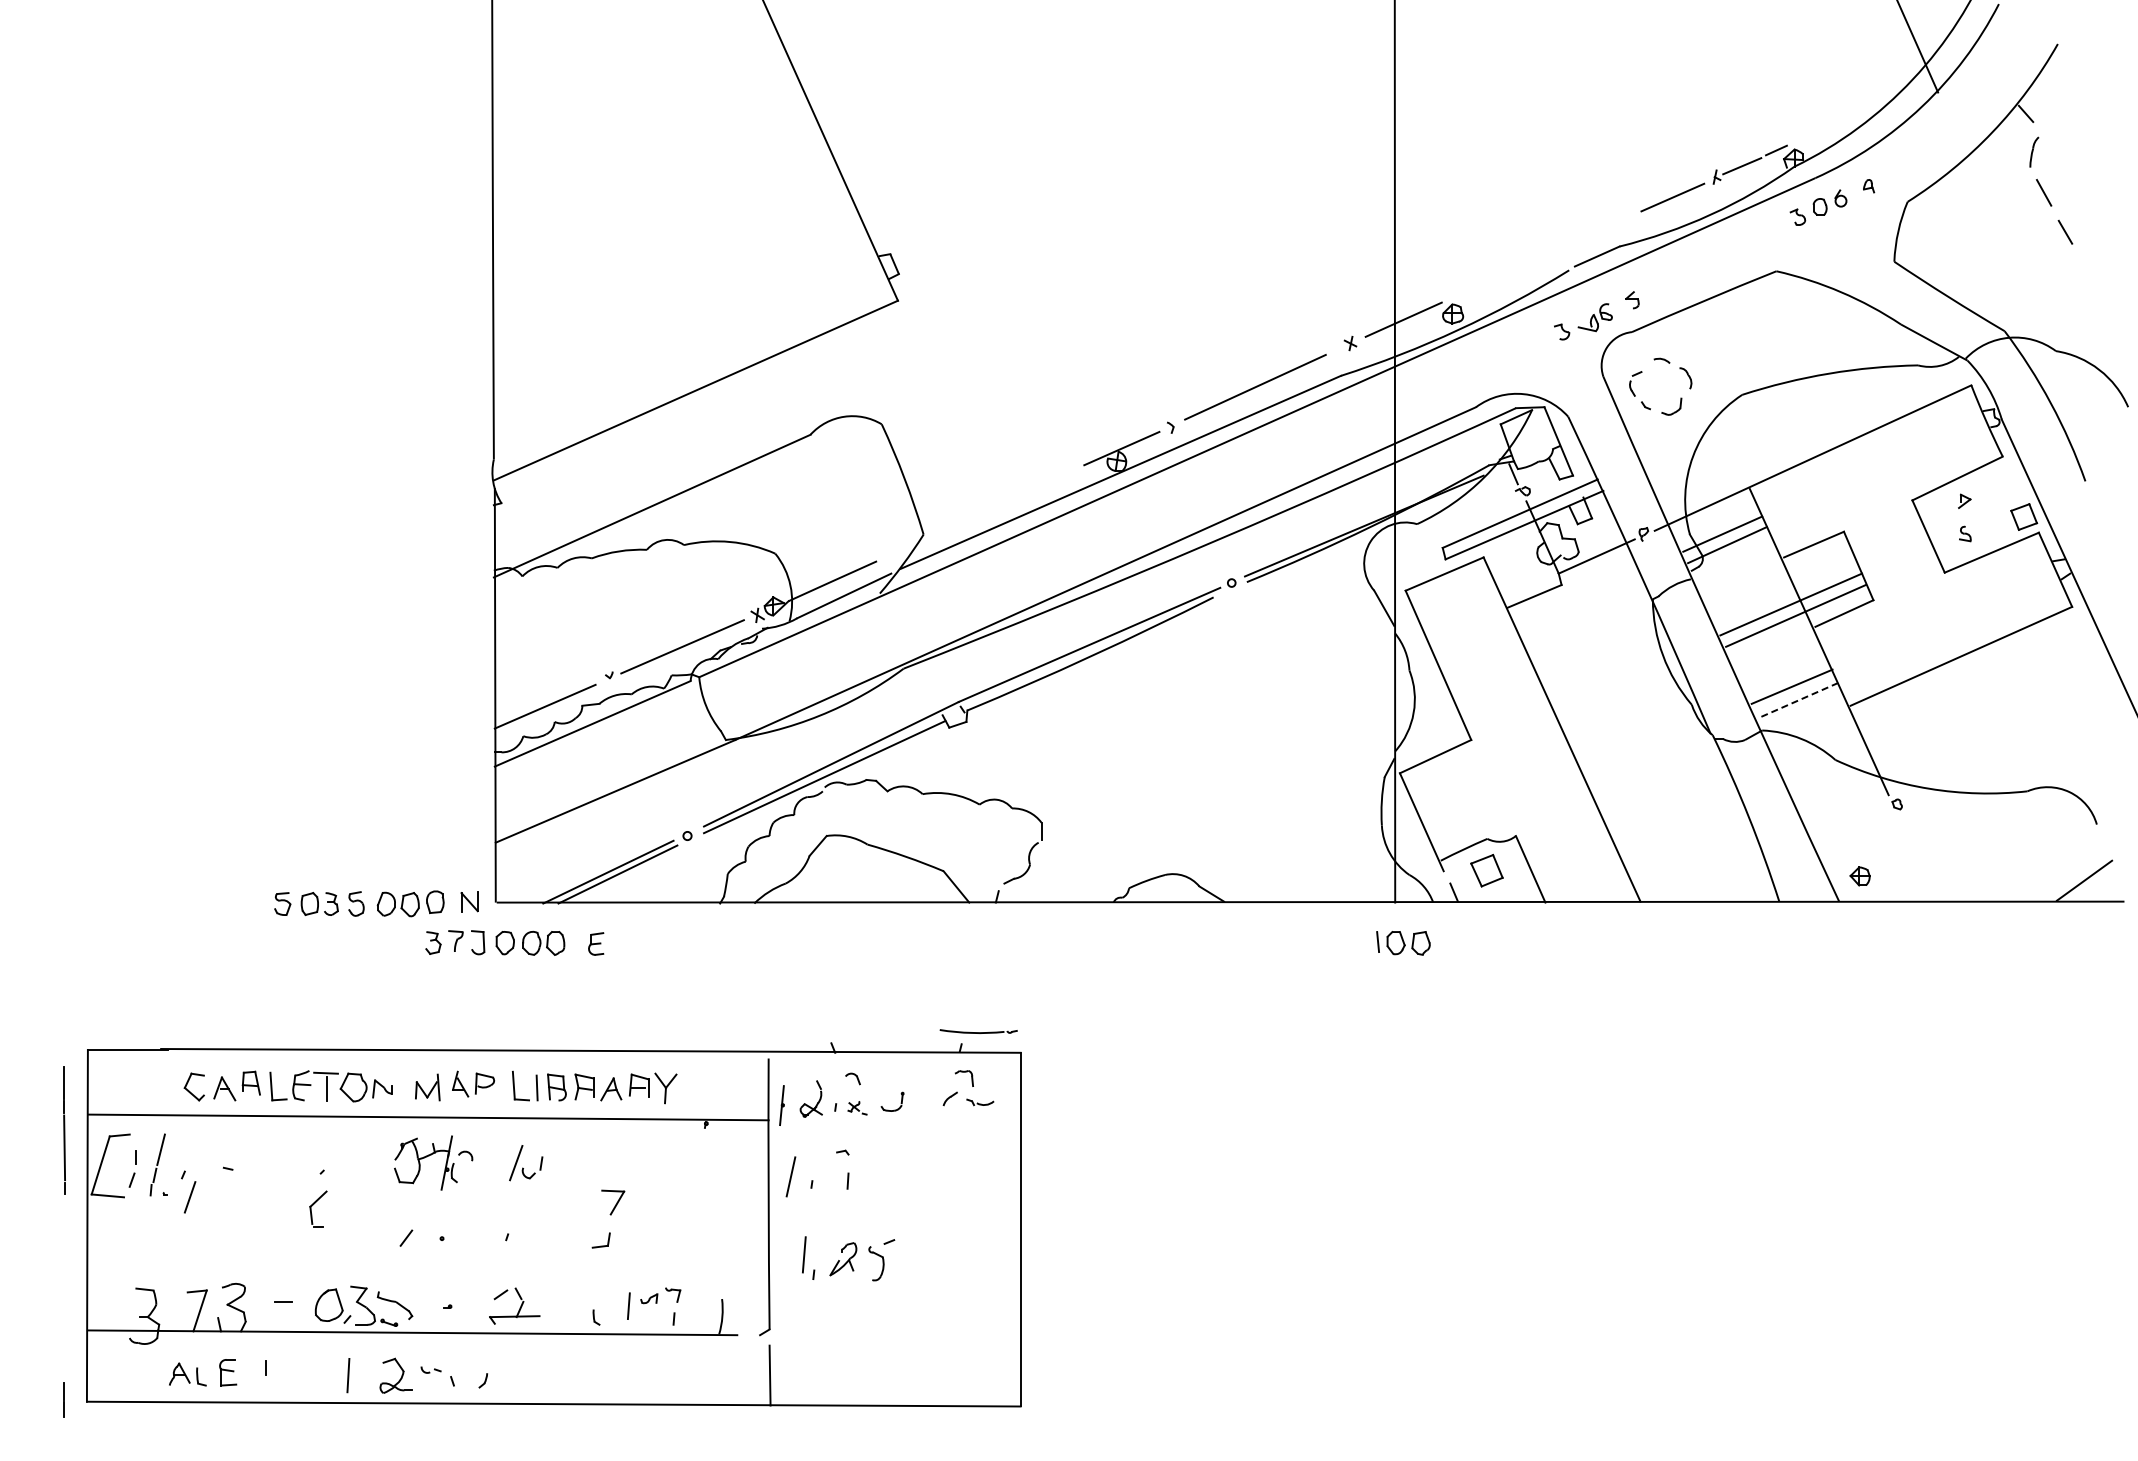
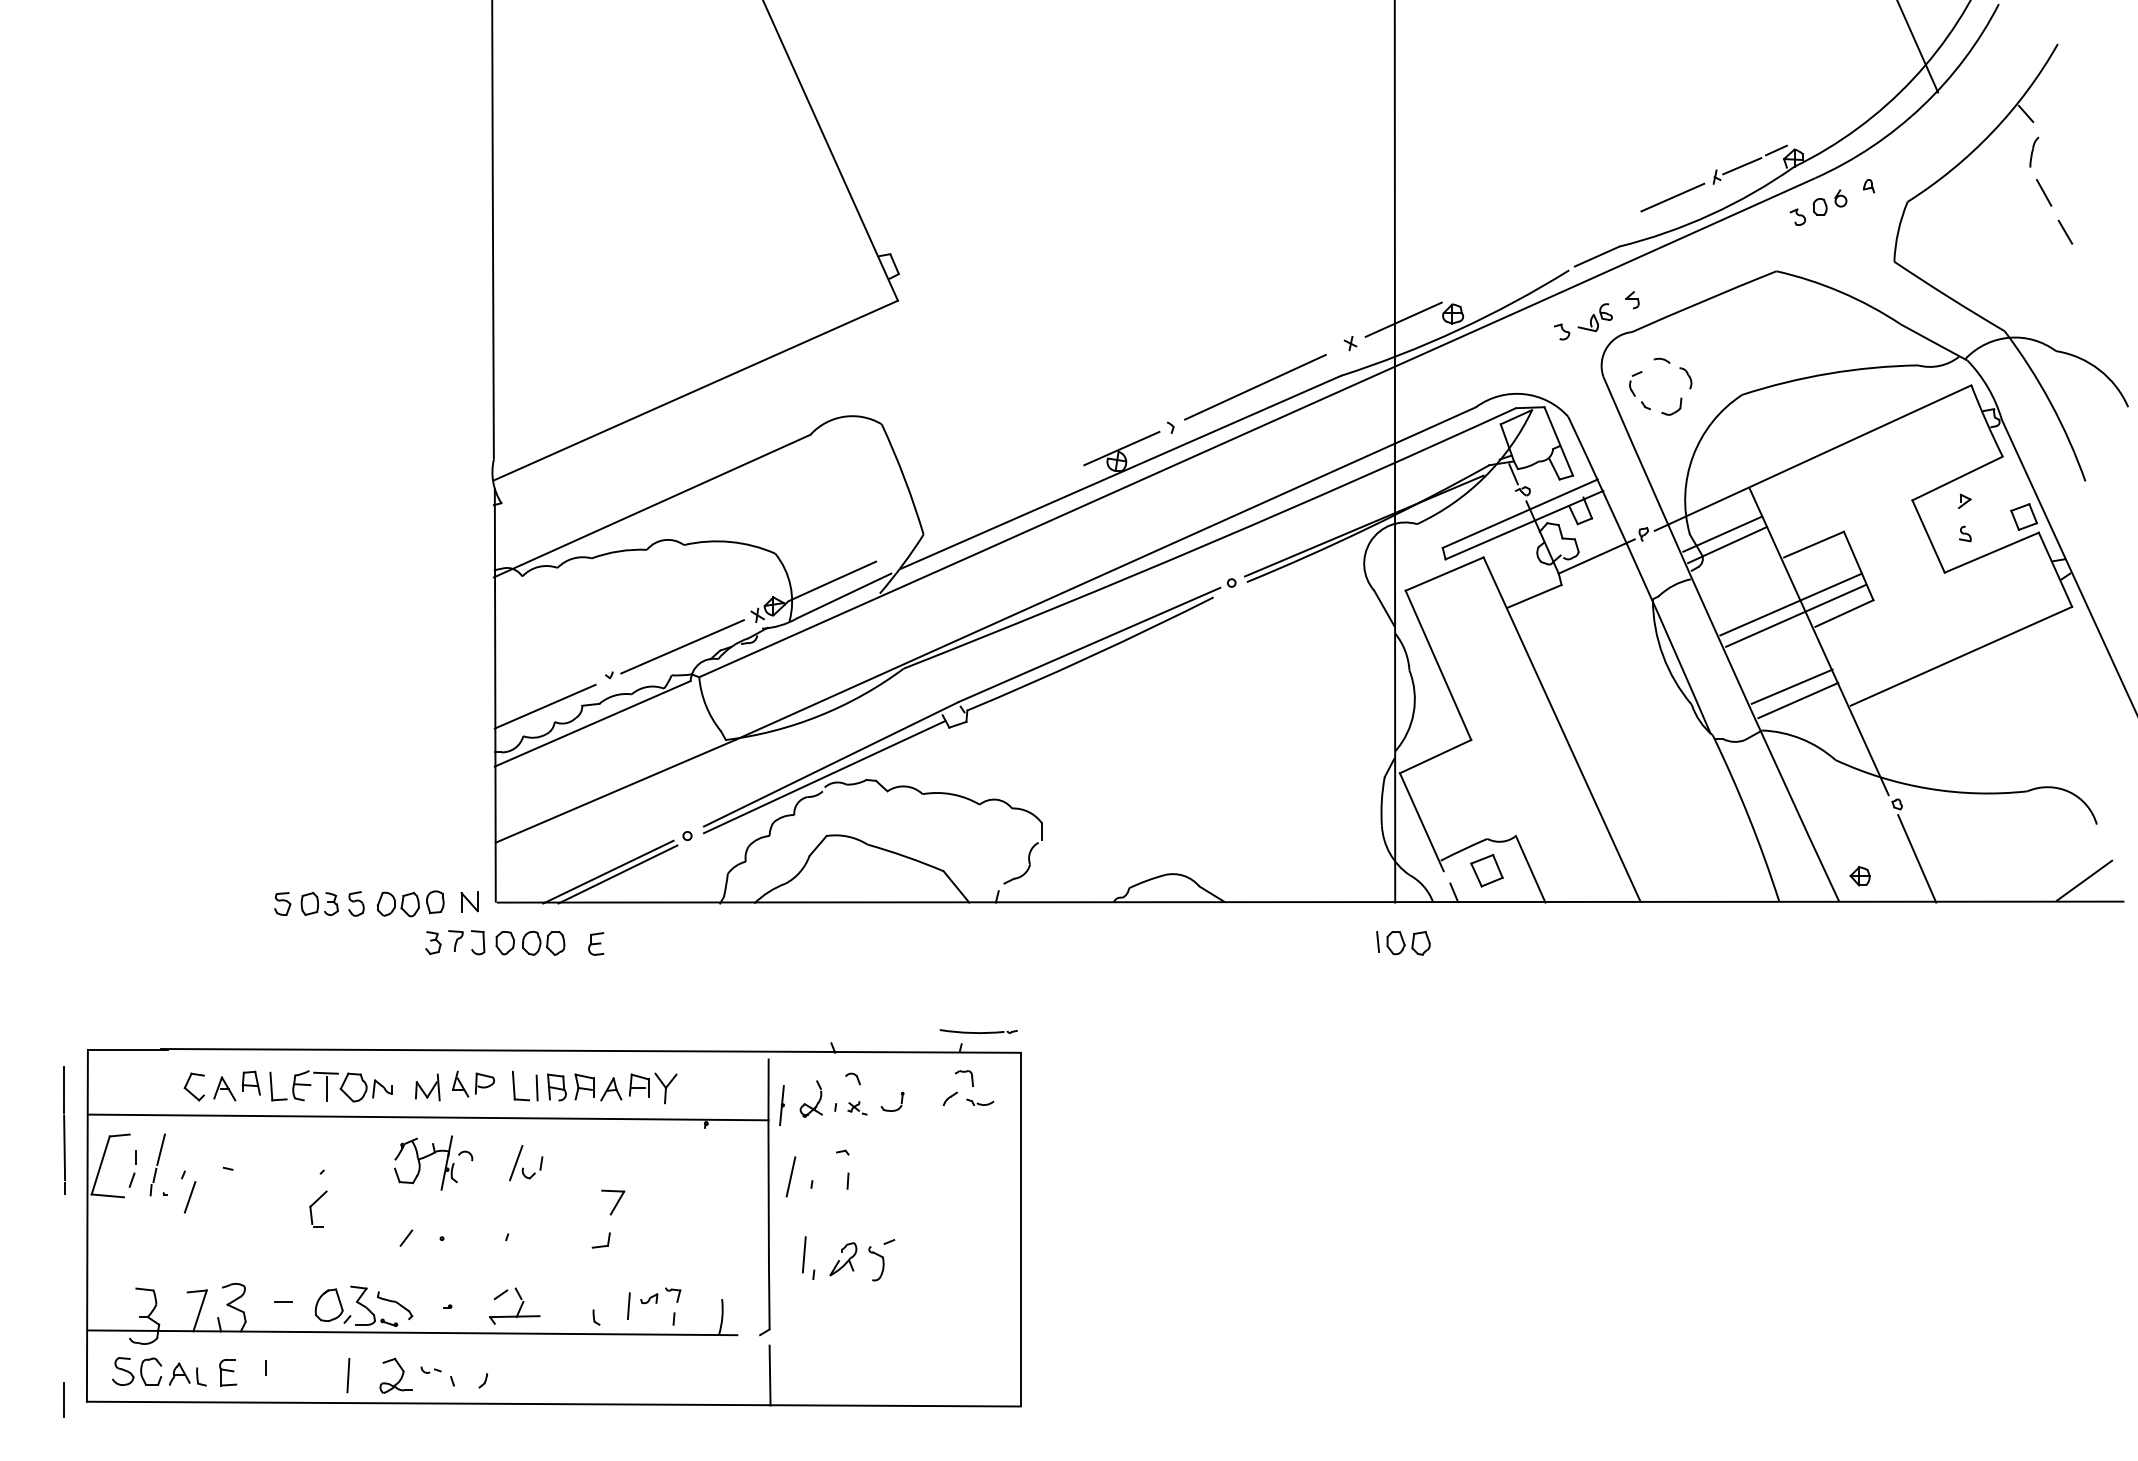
line: dashed -> solid (1798, 700)
line: none -> present (1917, 858)
part: none -> present (137, 1371)
